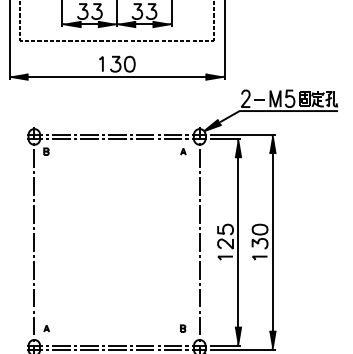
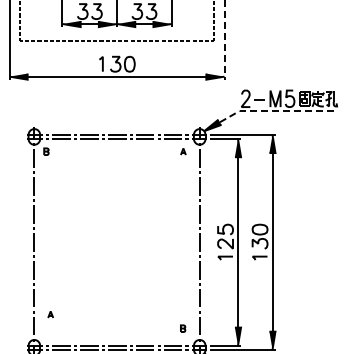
line: solid -> dashed (224, 39)
line: solid -> dashed (277, 111)
part position: (46, 328) -> (50, 314) (50, 314)
